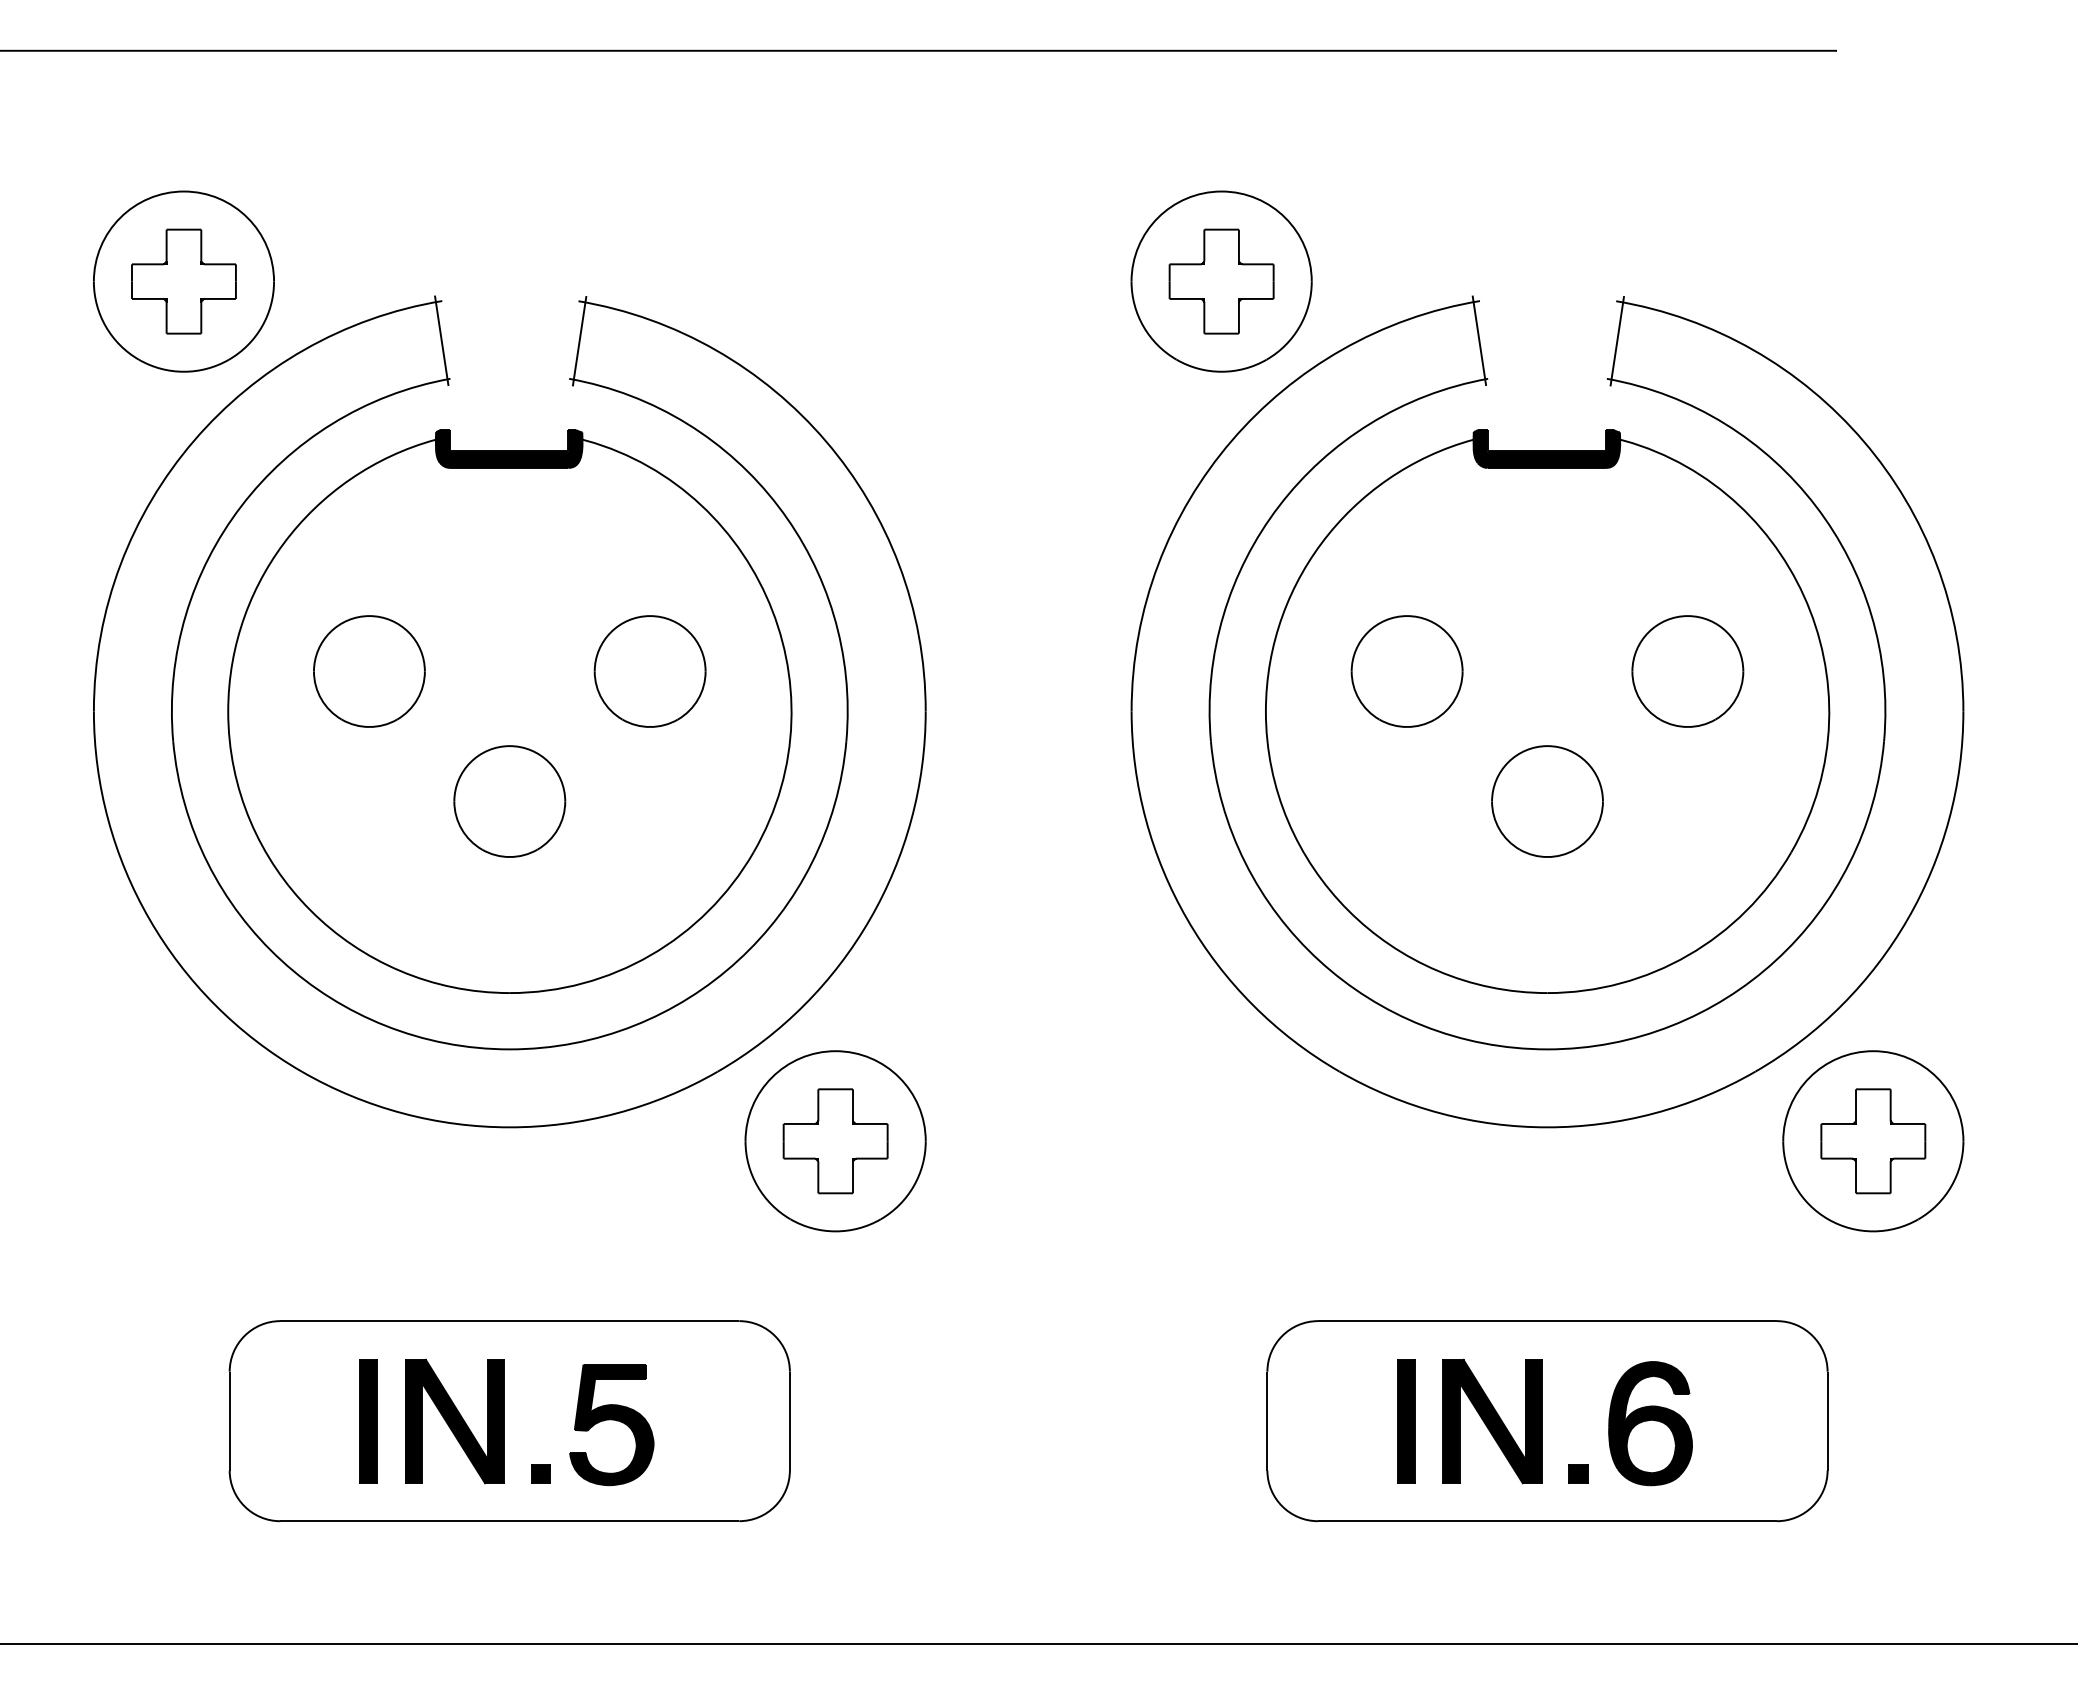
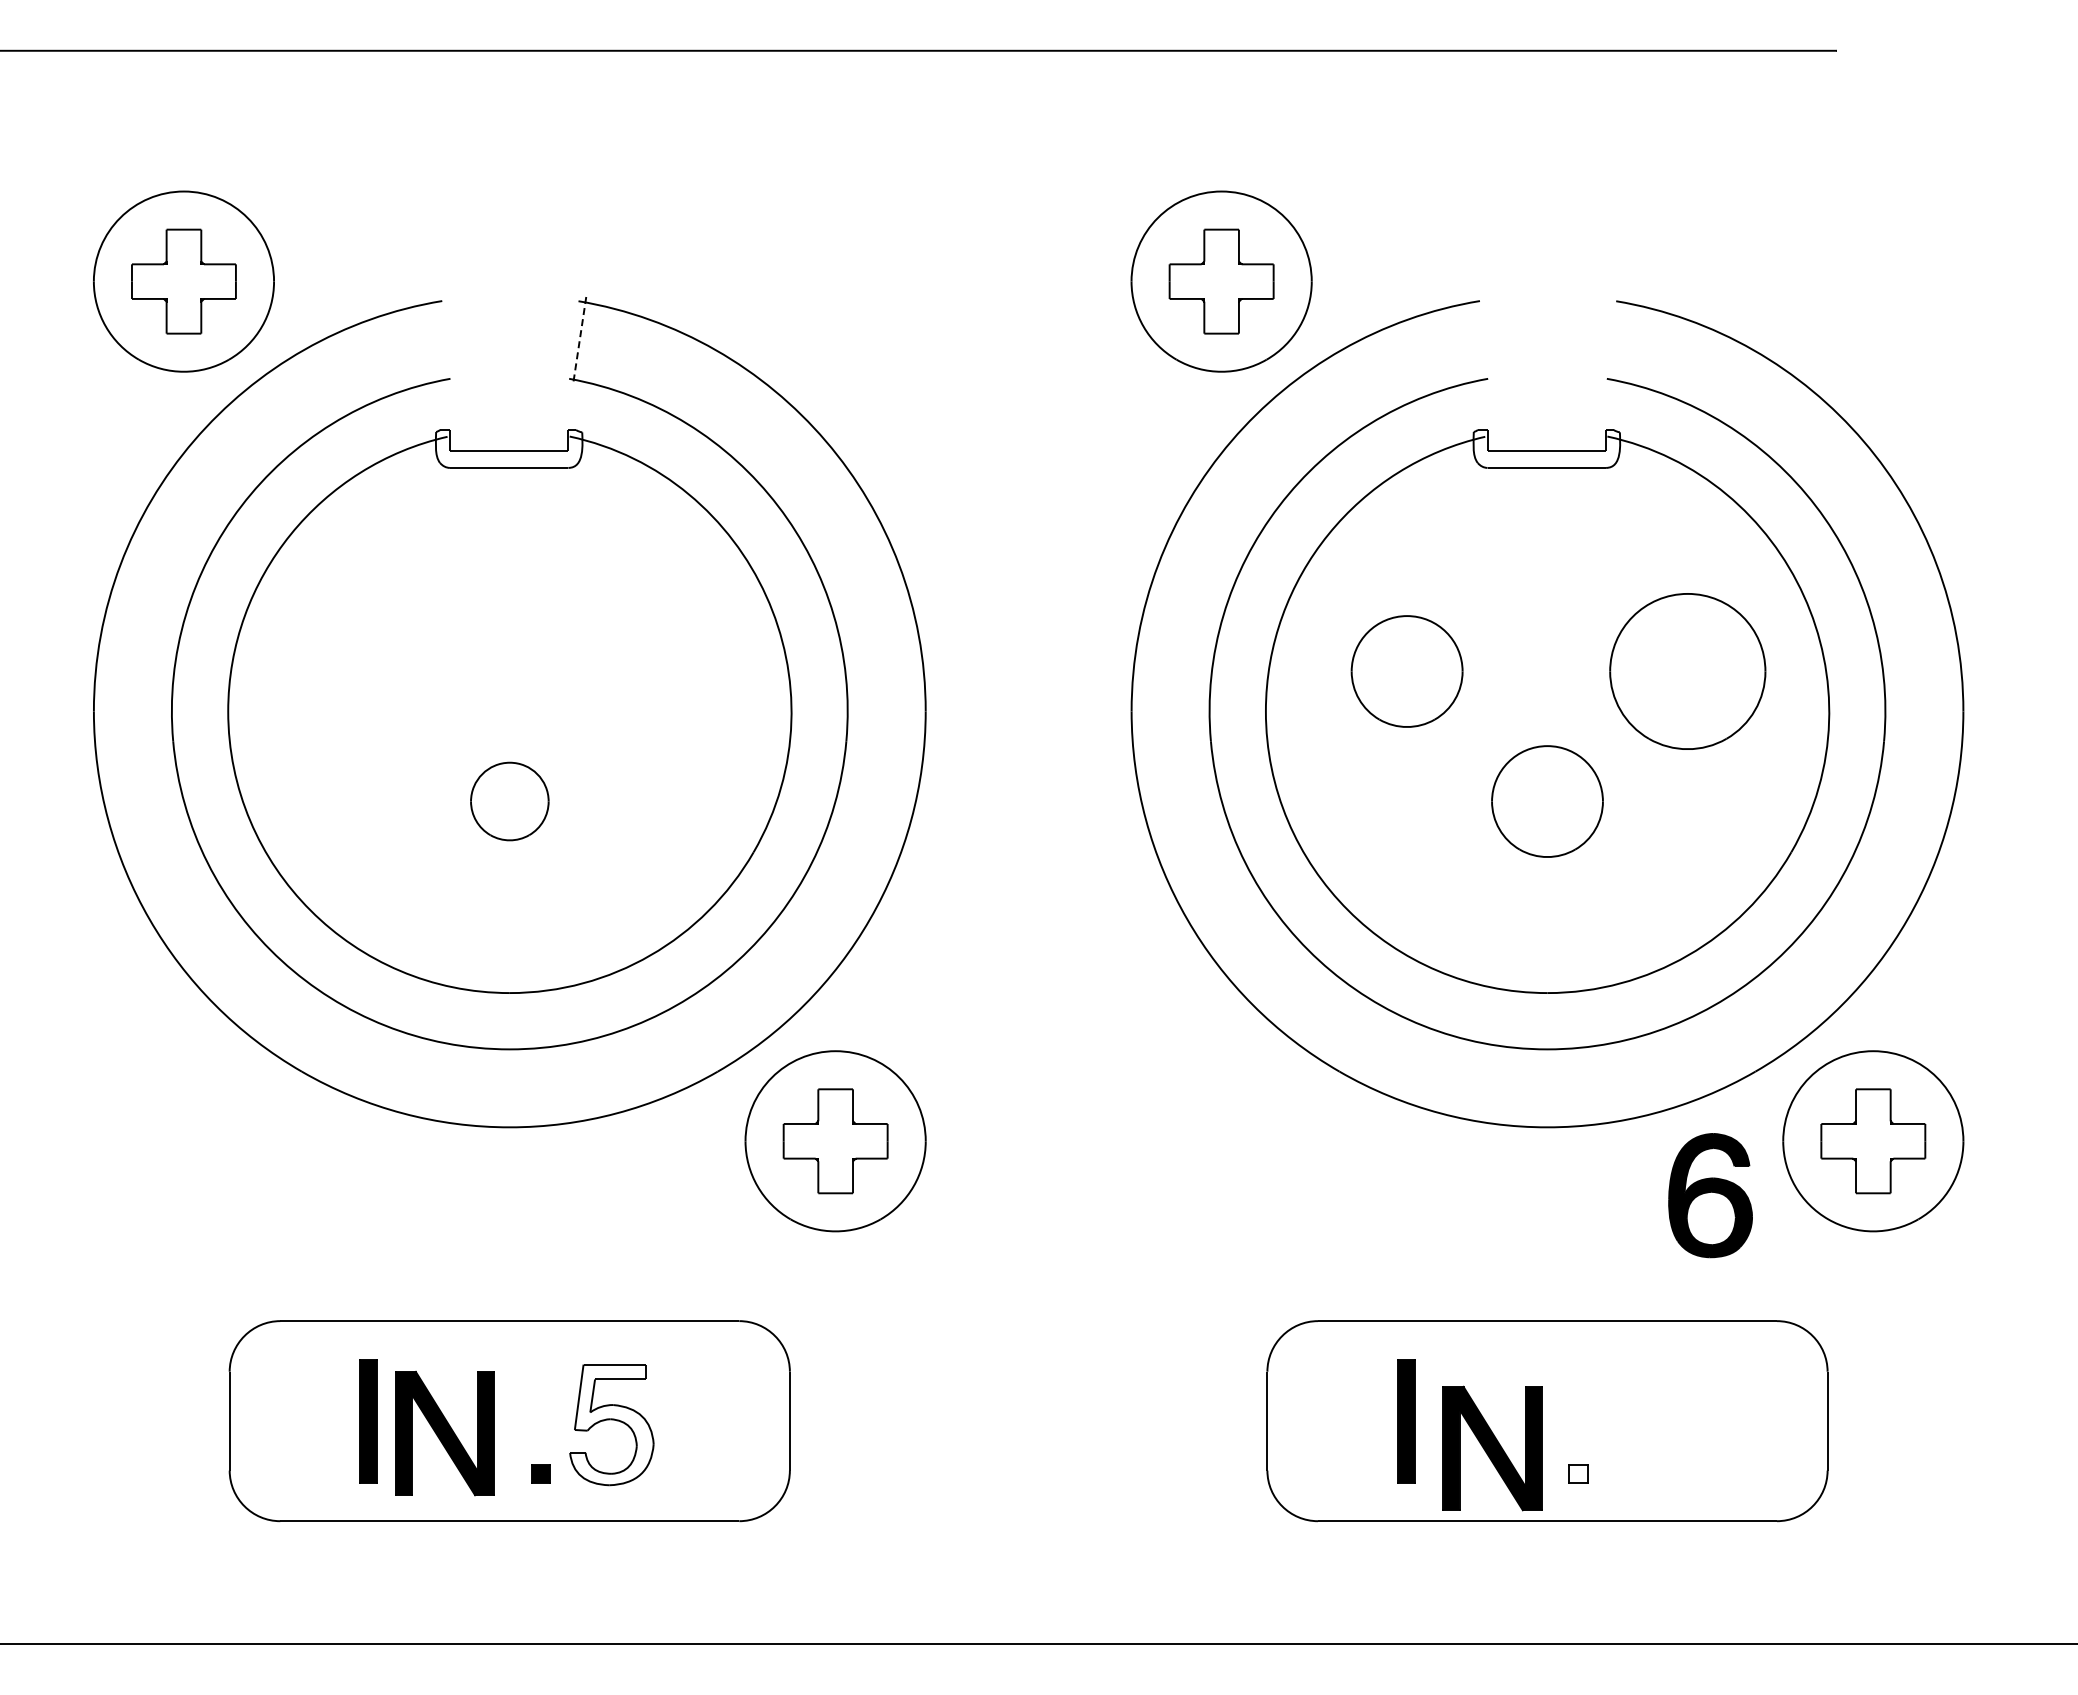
line: present -> none (441, 340)
line: present -> none (1479, 340)
line: solid -> dashed (579, 341)
line: present -> none (1616, 341)
fill: present -> none (508, 448)
fill: present -> none (1546, 448)
part: present -> none (369, 671)
part: present -> none (649, 671)
part size: 114x113 px -> 158x157 px (1687, 671)
part size: 114x113 px -> 80x81 px (509, 801)
part position: (454, 1421) -> (444, 1433) (444, 1433)
part position: (1492, 1421) -> (1492, 1448) (1492, 1448)
part position: (1650, 1423) -> (1710, 1195) (1710, 1195)
fill: present -> none (611, 1424)
fill: present -> none (1578, 1474)
